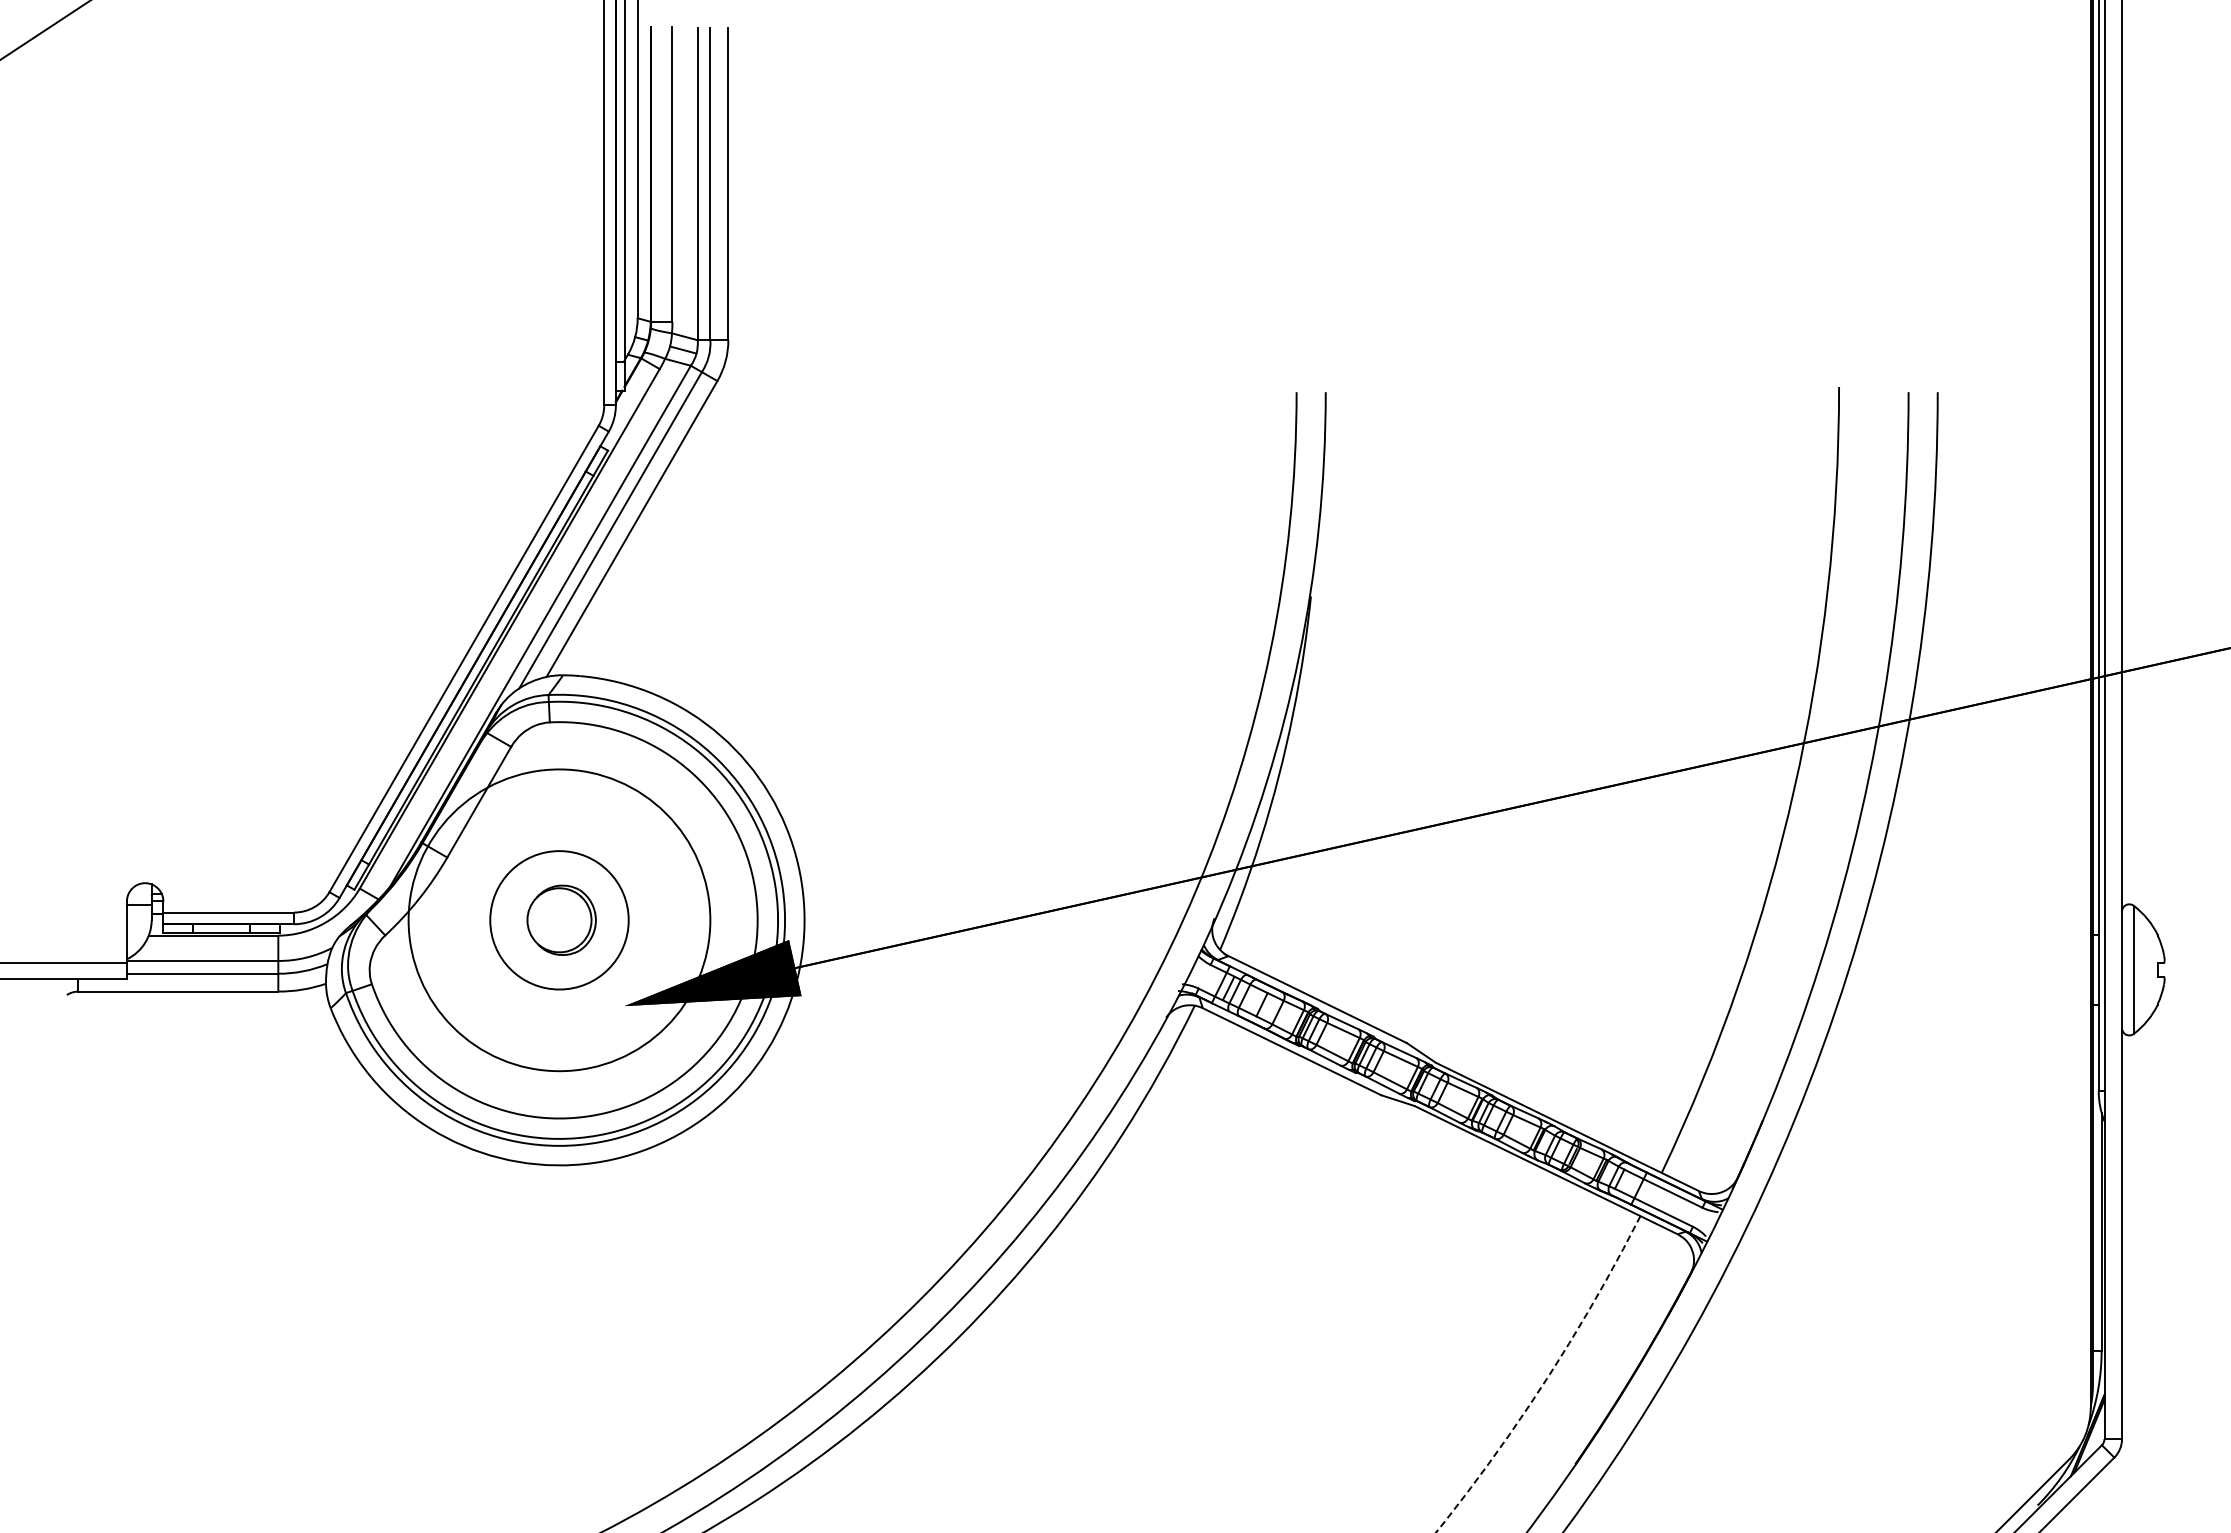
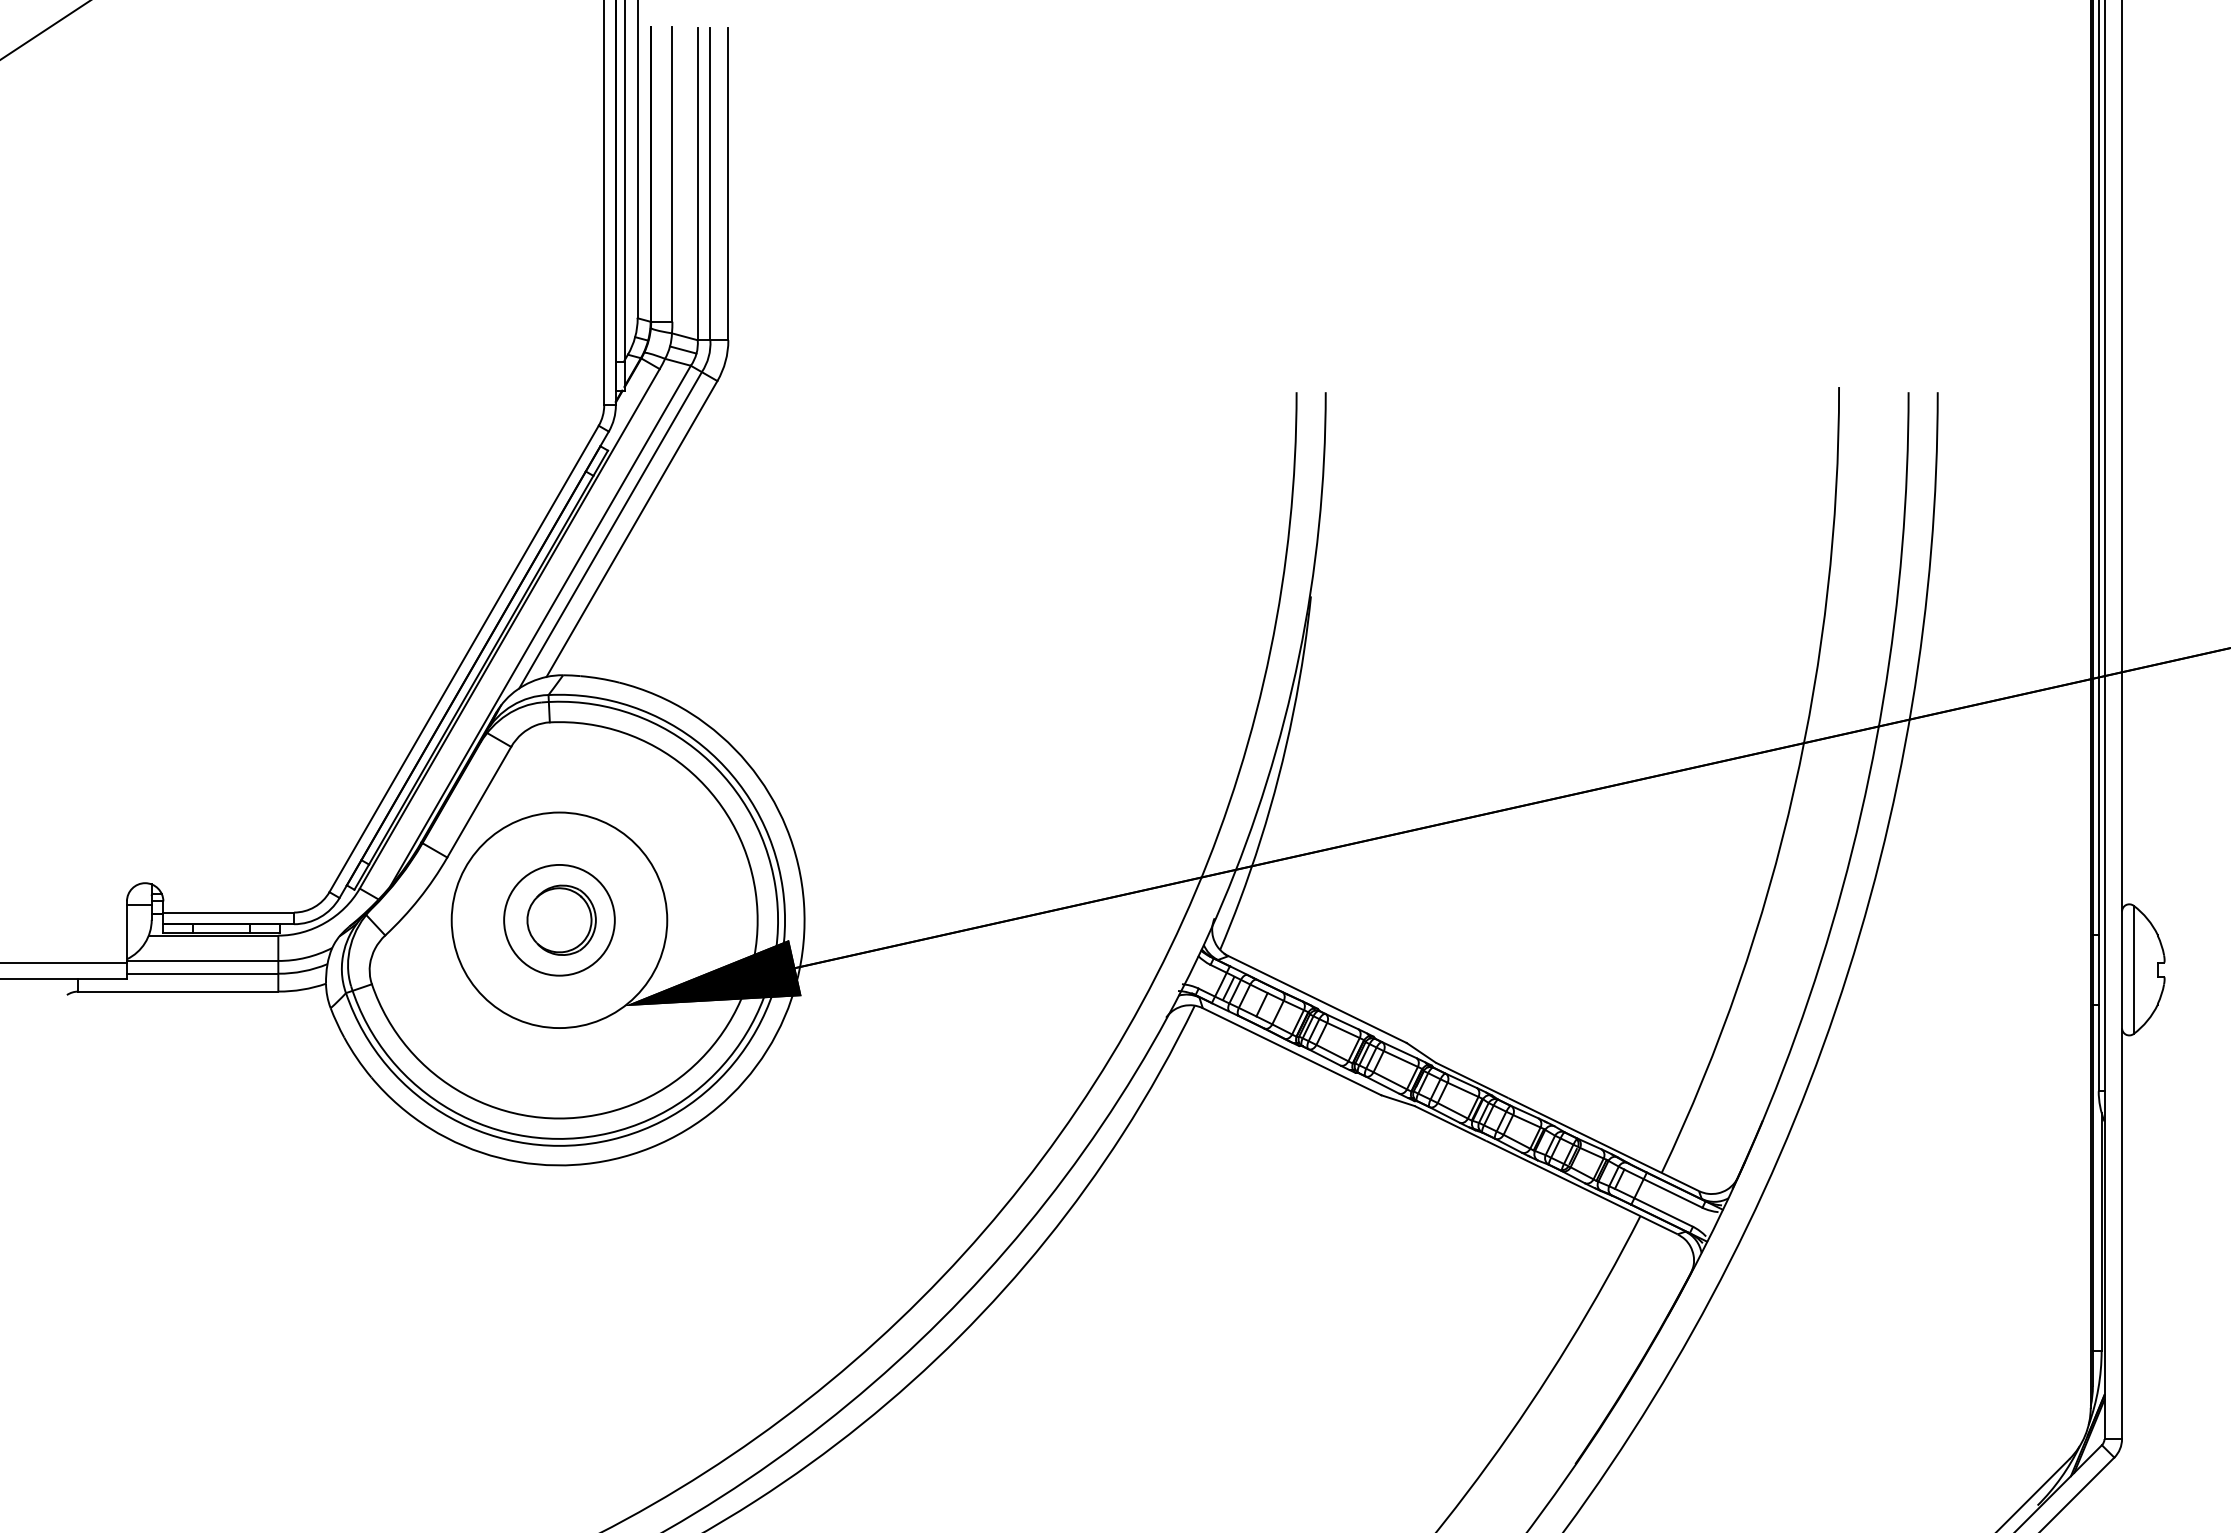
circle diameter: 138 px -> 111 px (559, 919)
circle diameter: 302 px -> 216 px (559, 920)
arc: dashed -> solid (1546, 1379)
